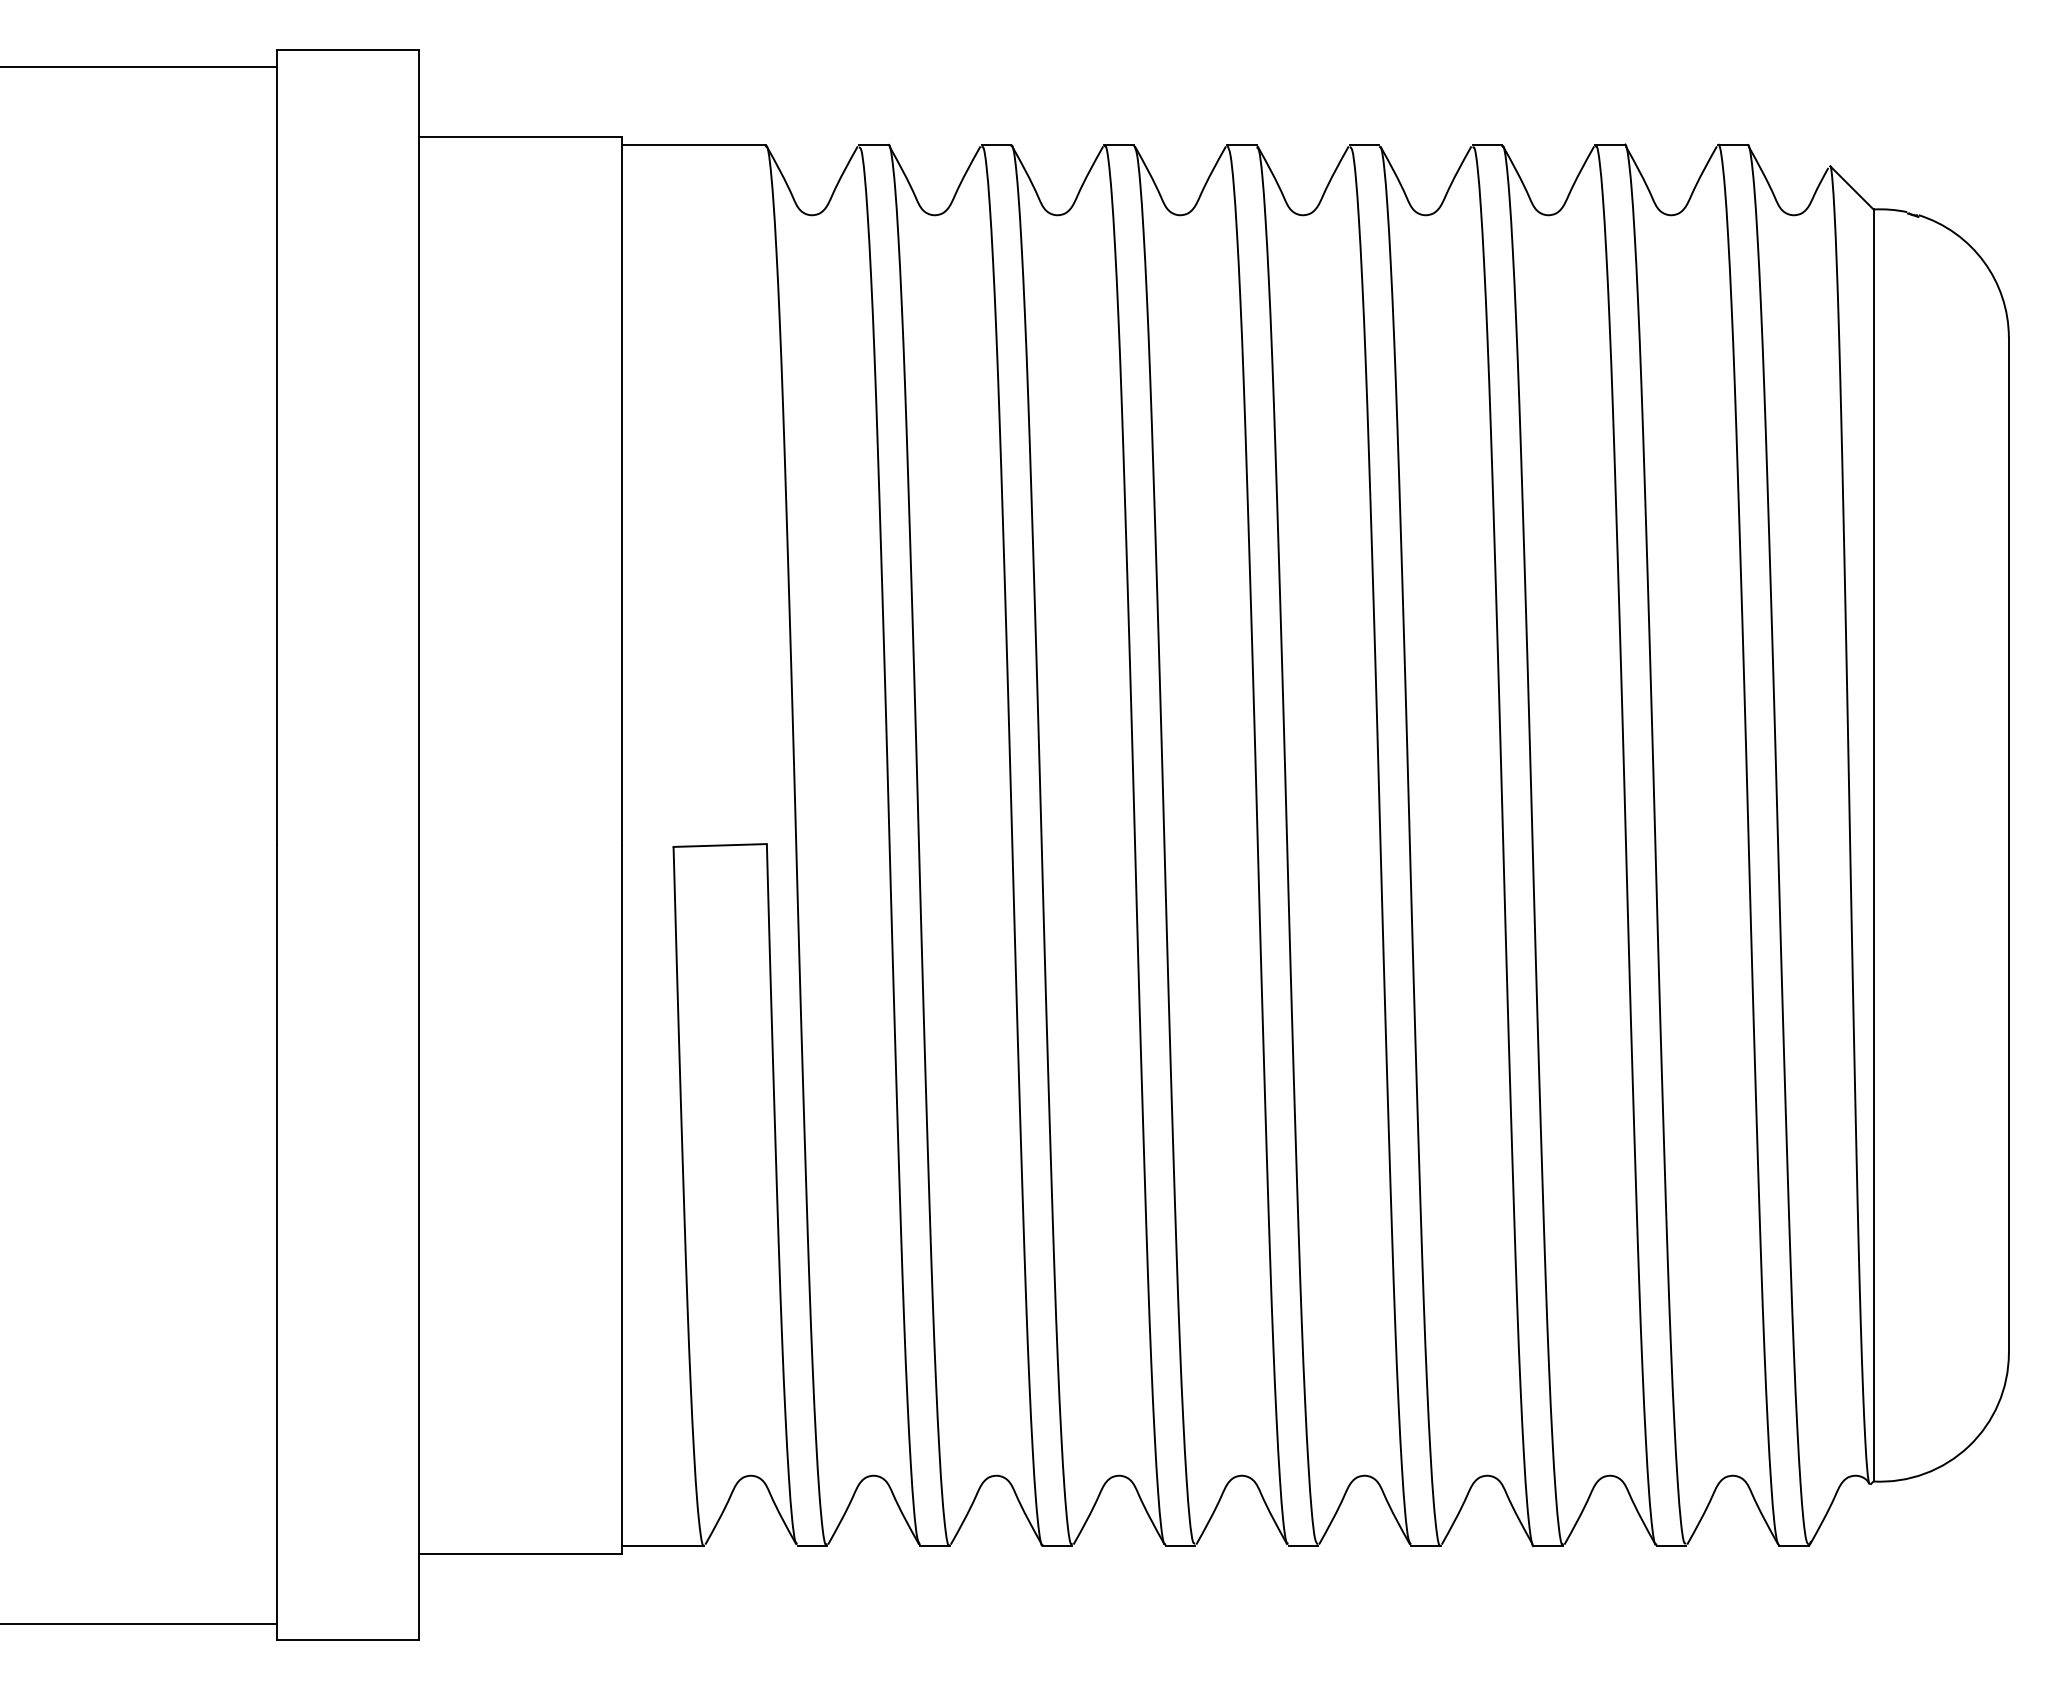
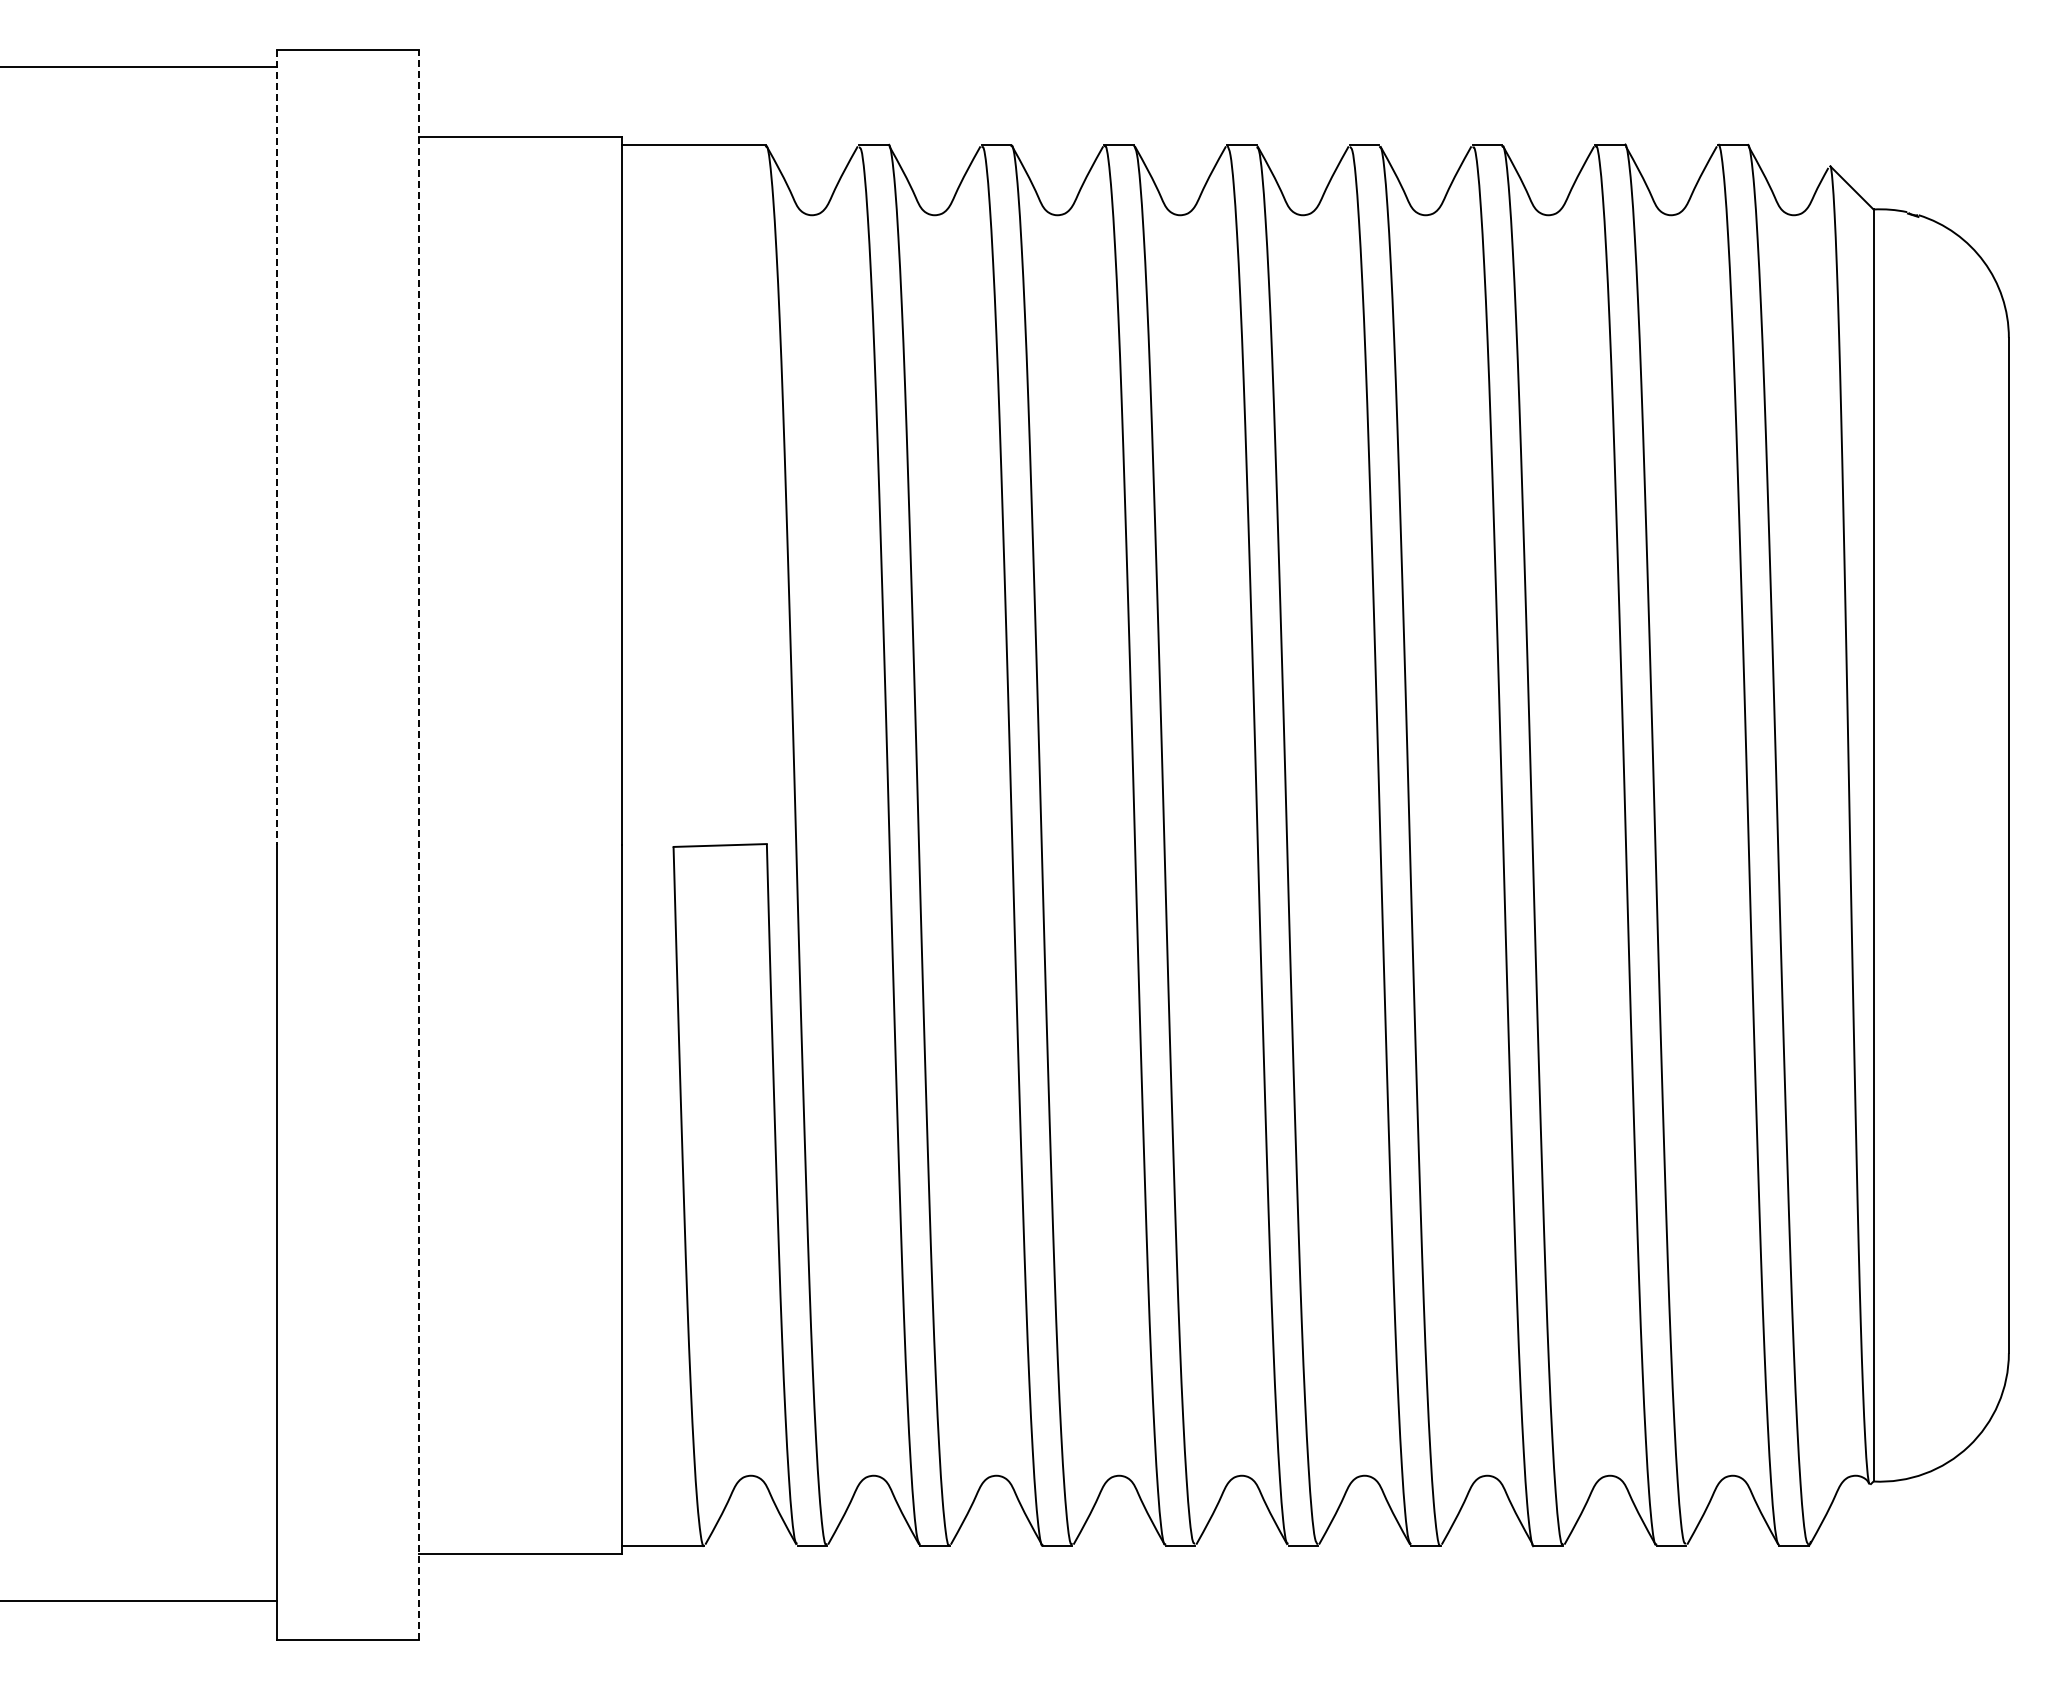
line: solid -> dashed (276, 448)
line: solid -> dashed (418, 845)
line position: (139, 1623) -> (139, 1600) (139, 1600)
